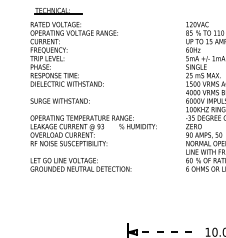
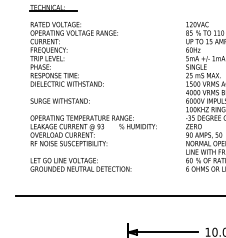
part position: (58, 11) -> (53, 8) (53, 8)
line: none -> present (119, 196)
line: dashed -> solid (163, 232)
